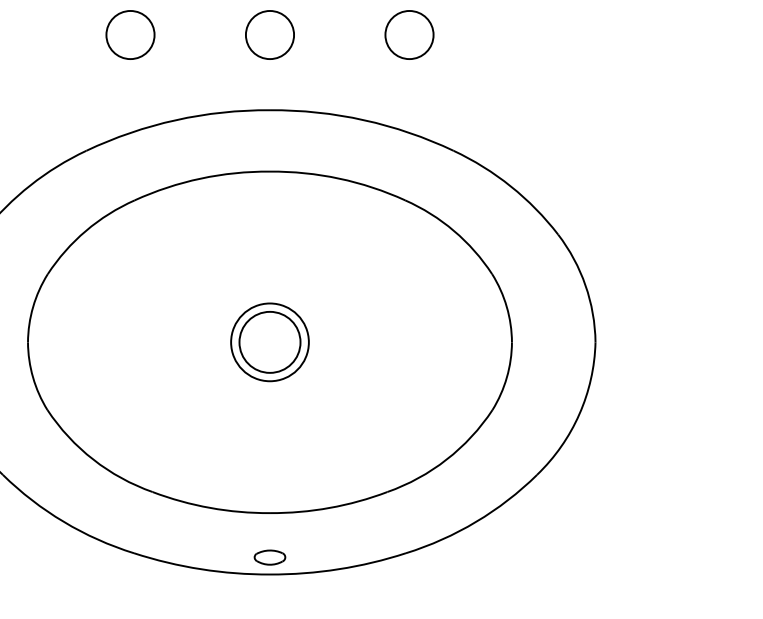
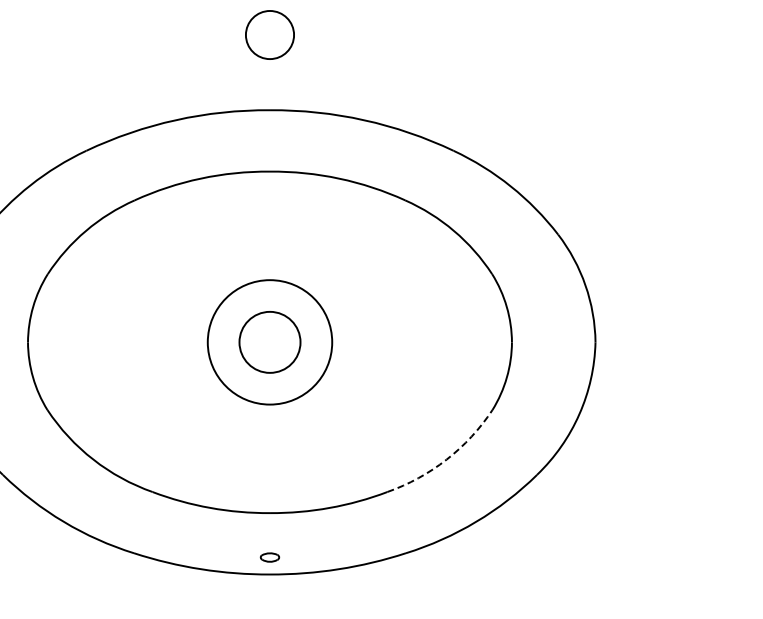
circle: present -> none (130, 34)
circle: present -> none (409, 34)
circle diameter: 78 px -> 124 px (269, 342)
arc: solid -> dashed (446, 459)
part size: 34x17 px -> 22x11 px (269, 557)
